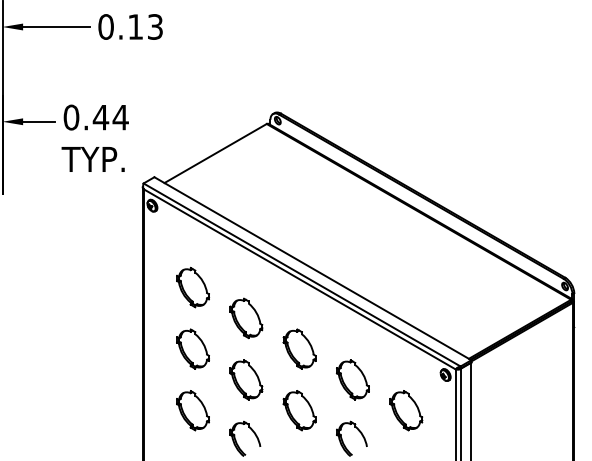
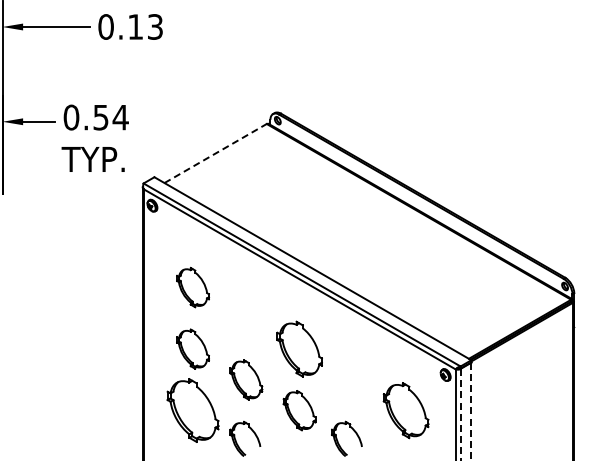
text: 0.44 -> 0.54 (100, 117)
line: solid -> dashed (216, 153)
part: present -> none (246, 318)
part size: 35x42 px -> 47x58 px (299, 348)
part: present -> none (352, 379)
part size: 34x42 px -> 54x65 px (192, 410)
part size: 35x42 px -> 48x58 px (405, 410)
line: solid -> dashed (471, 411)
line: solid -> dashed (460, 414)
part position: (343, 440) -> (338, 440) (338, 440)
